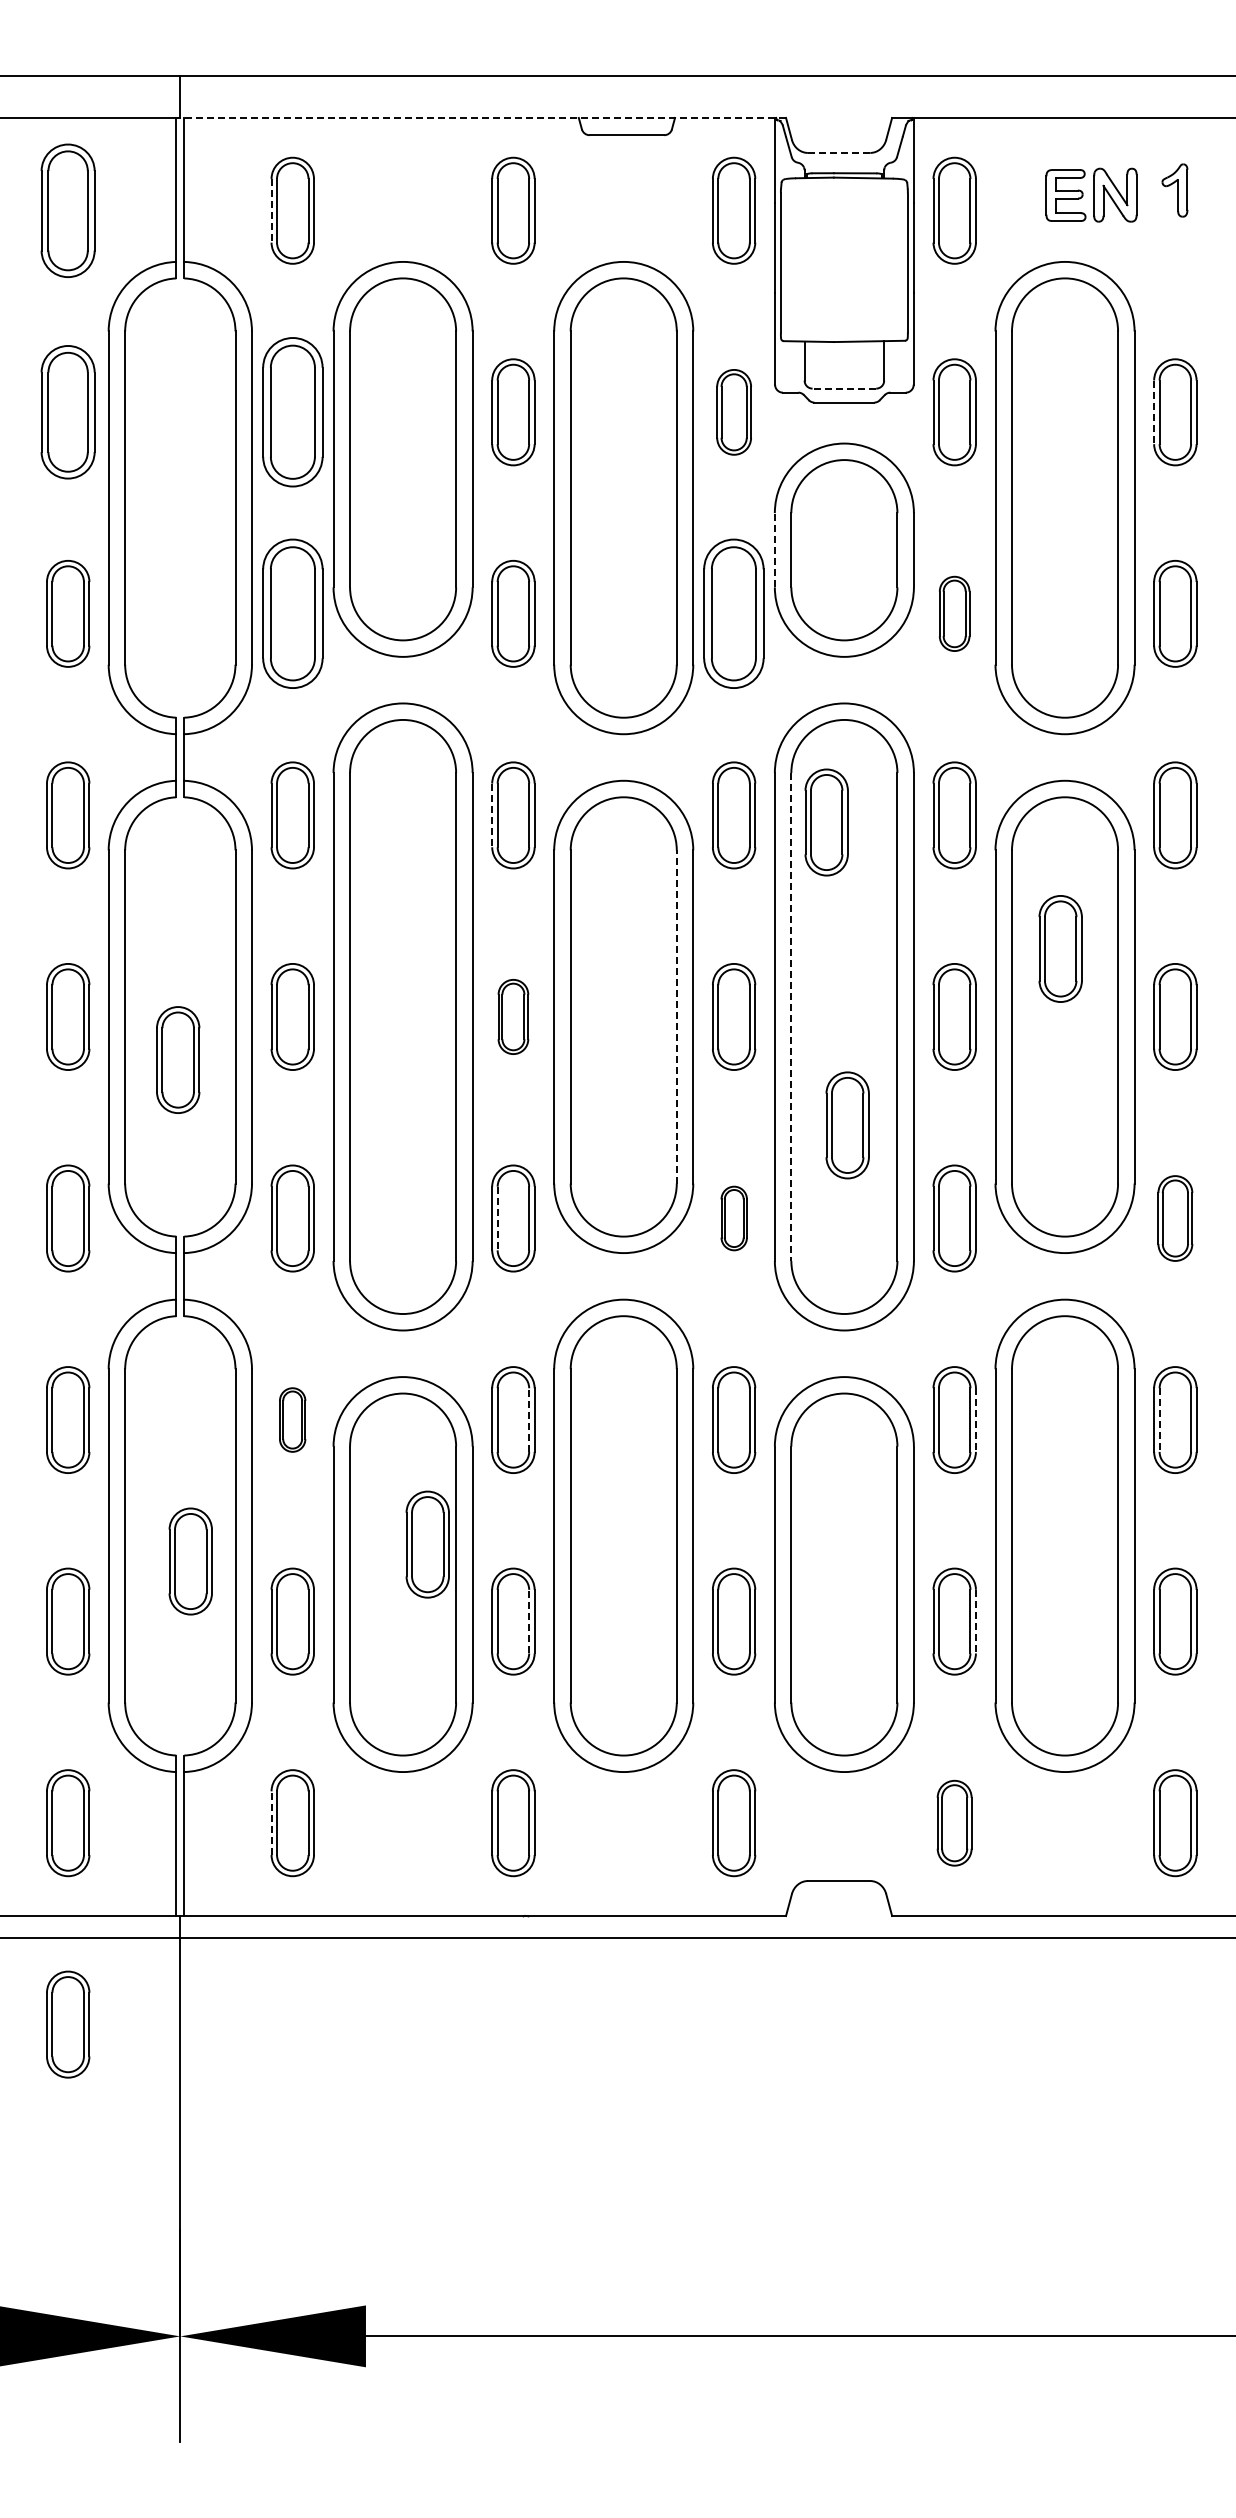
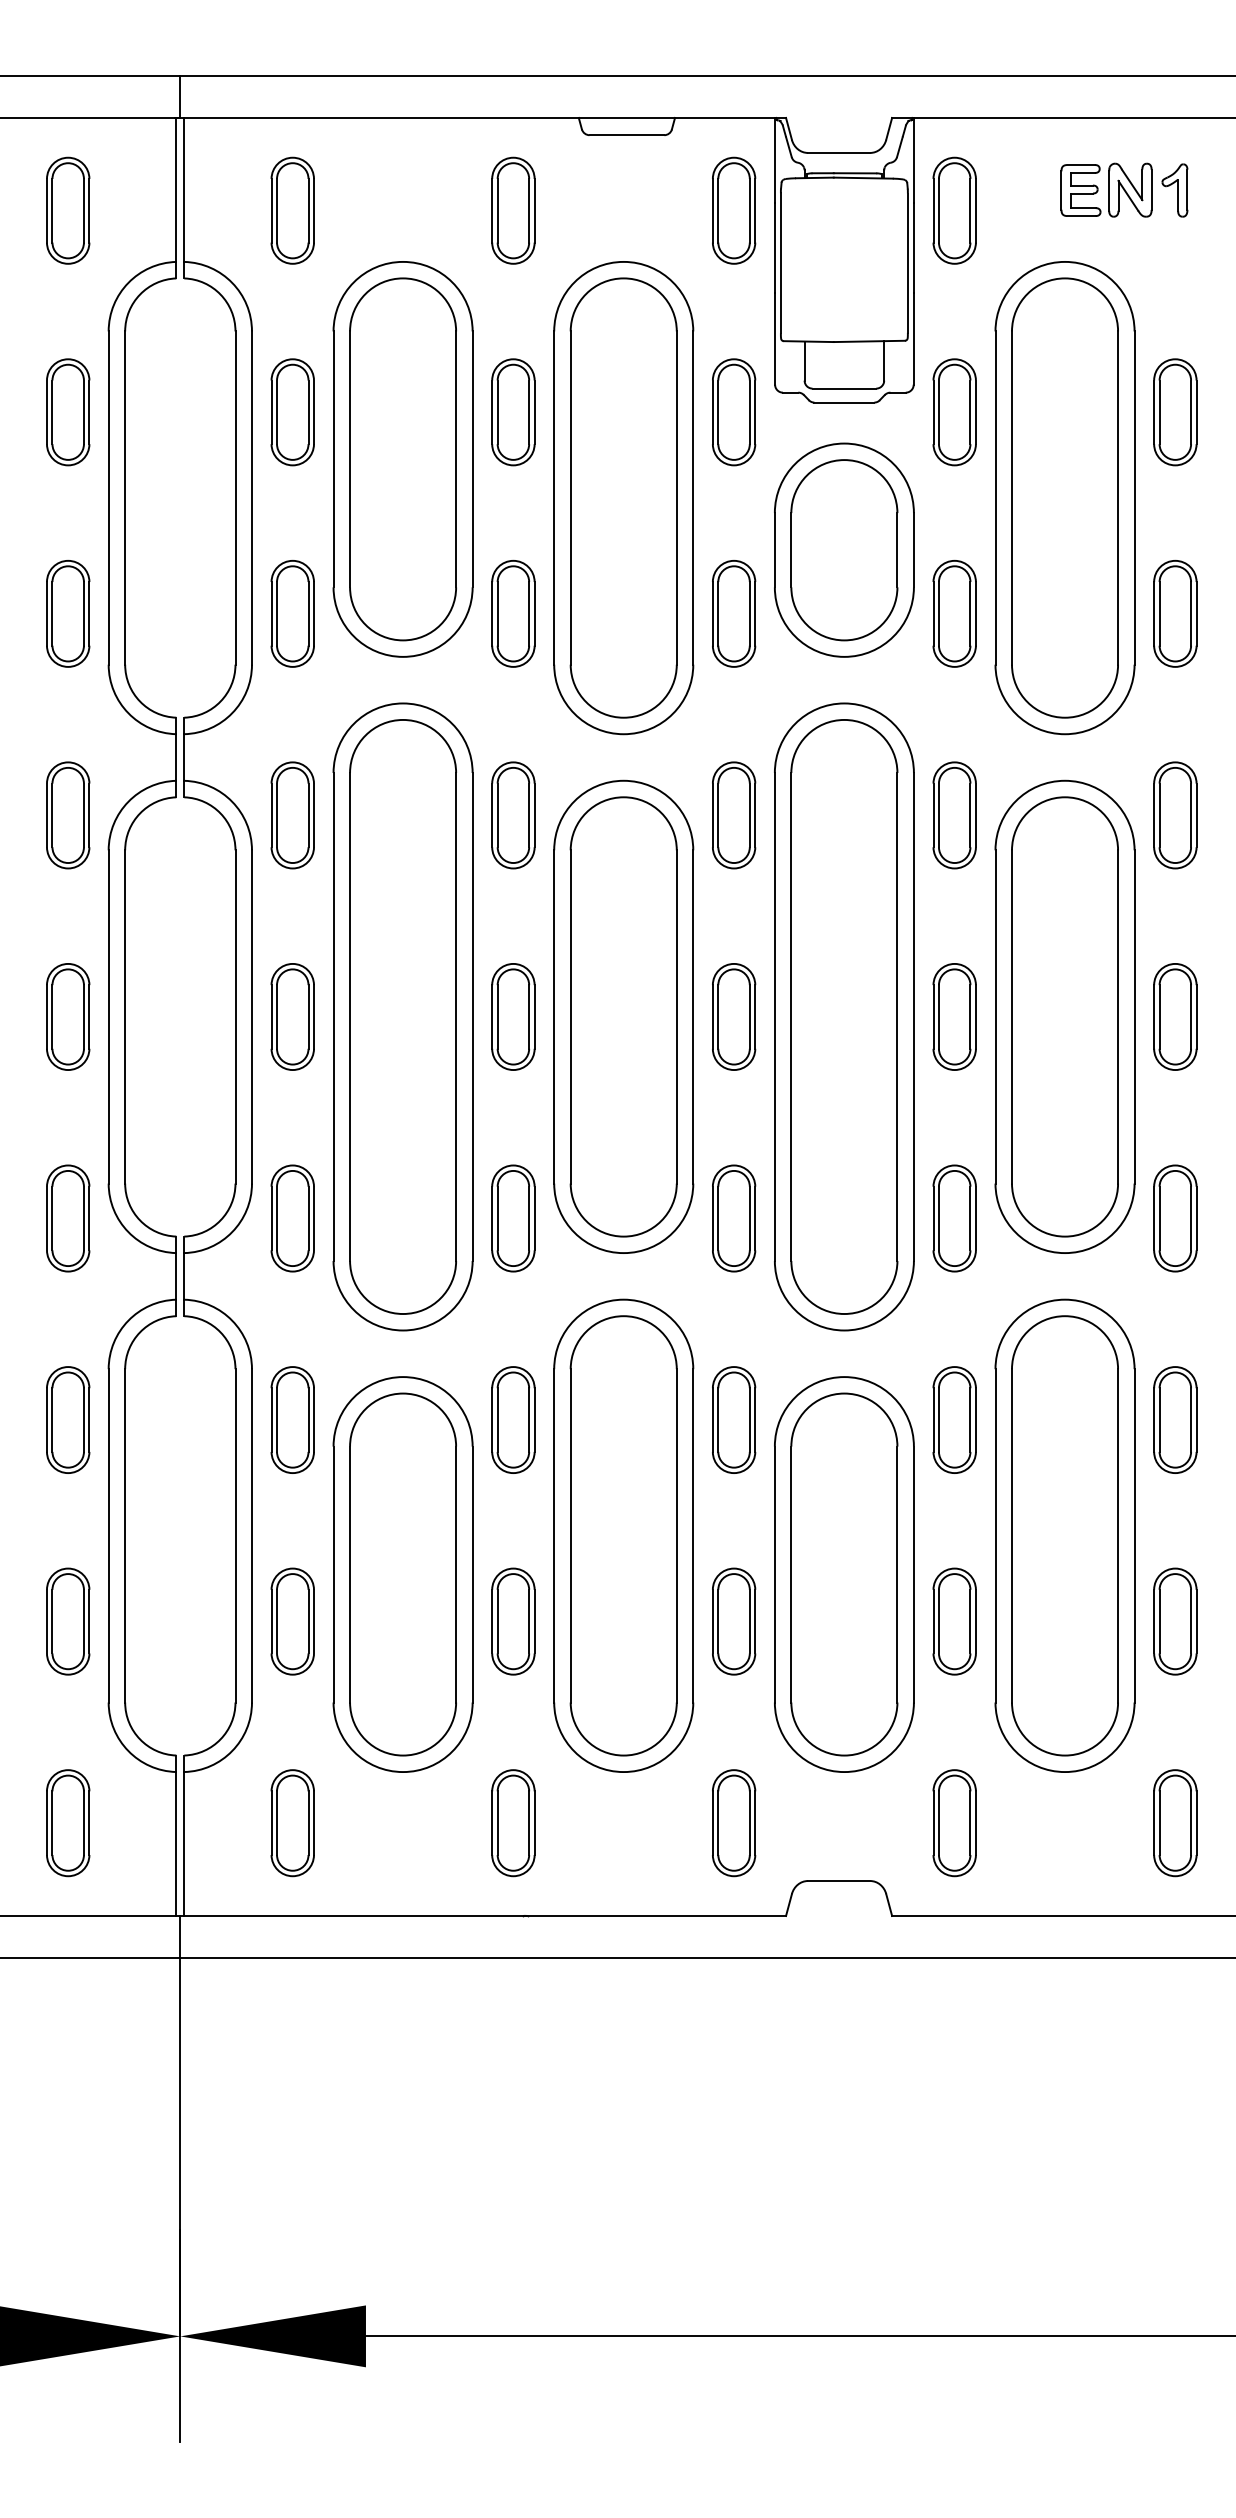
line: dashed -> solid (480, 117)
line: dashed -> solid (838, 152)
part position: (1091, 194) -> (1106, 189) (1106, 189)
part size: 56x135 px -> 45x109 px (68, 210)
line: dashed -> solid (271, 210)
line: dashed -> solid (844, 388)
part size: 56x135 px -> 45x109 px (68, 412)
part size: 62x151 px -> 45x109 px (292, 412)
part size: 36x87 px -> 45x109 px (734, 412)
line: dashed -> solid (1154, 412)
line: dashed -> solid (774, 549)
part size: 62x151 px -> 45x108 px (292, 613)
part size: 62x151 px -> 45x108 px (734, 613)
part size: 32x77 px -> 45x108 px (954, 613)
line: dashed -> solid (492, 815)
part: present -> none (826, 822)
part: present -> none (1060, 948)
part size: 33x76 px -> 45x108 px (513, 1016)
line: dashed -> solid (676, 1016)
line: dashed -> solid (791, 1016)
part: present -> none (178, 1059)
part: present -> none (847, 1125)
line: dashed -> solid (497, 1218)
part size: 28x67 px -> 45x109 px (734, 1218)
part size: 37x87 px -> 45x109 px (1175, 1218)
part size: 28x66 px -> 45x108 px (292, 1419)
line: dashed -> solid (529, 1420)
line: dashed -> solid (975, 1420)
line: dashed -> solid (1159, 1420)
part: present -> none (427, 1544)
part: present -> none (190, 1561)
line: dashed -> solid (529, 1621)
line: dashed -> solid (975, 1621)
part size: 37x88 px -> 45x109 px (954, 1823)
line: dashed -> solid (271, 1823)
line position: (617, 1938) -> (617, 1958) (617, 1958)
part: present -> none (68, 2024)
